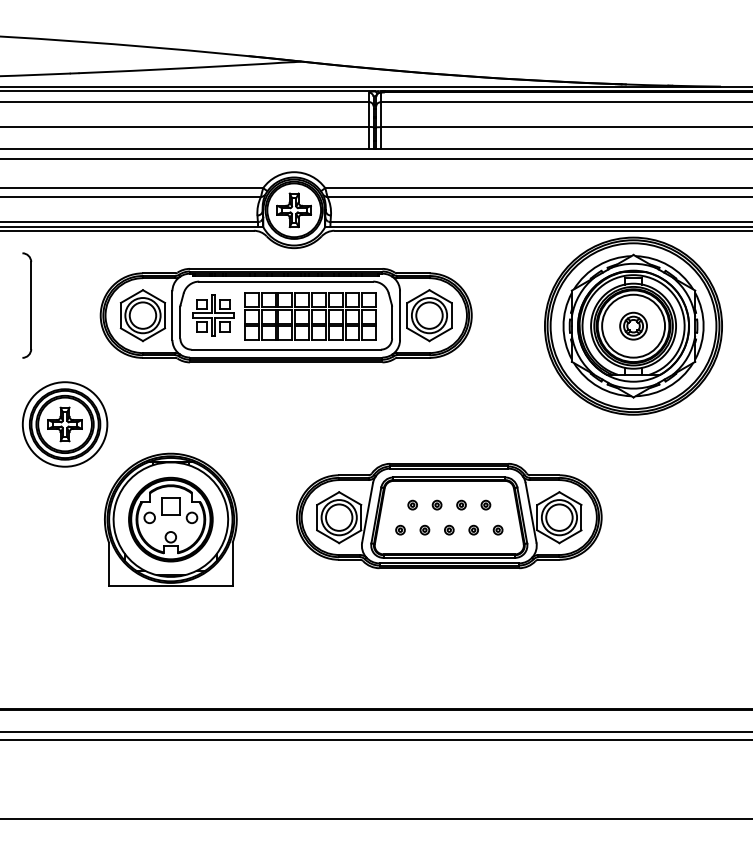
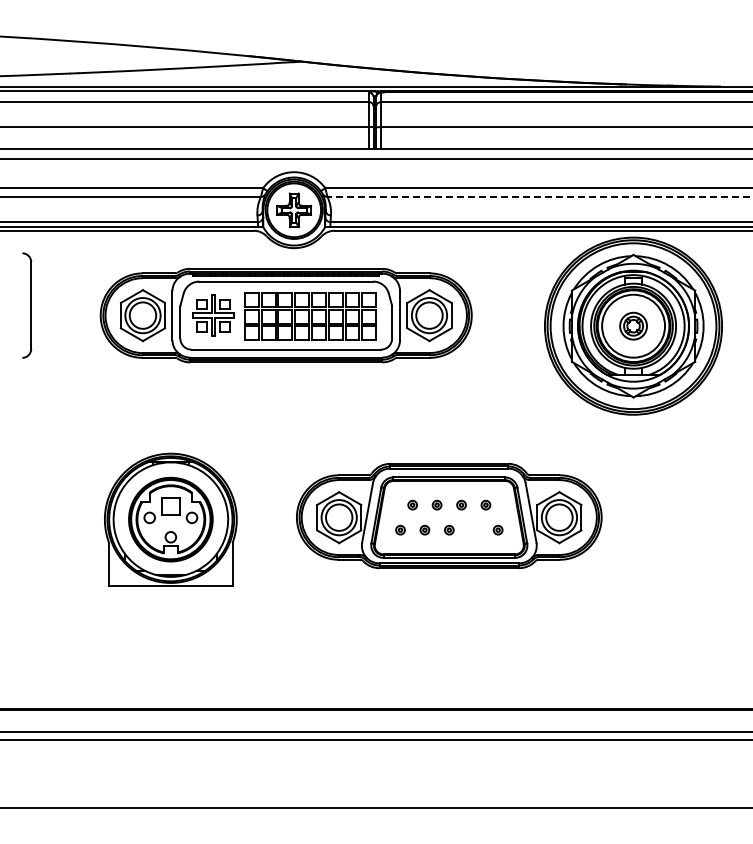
line: solid -> dashed (539, 196)
part: present -> none (64, 424)
part: present -> none (473, 529)
line position: (375, 818) -> (375, 807) (375, 807)
